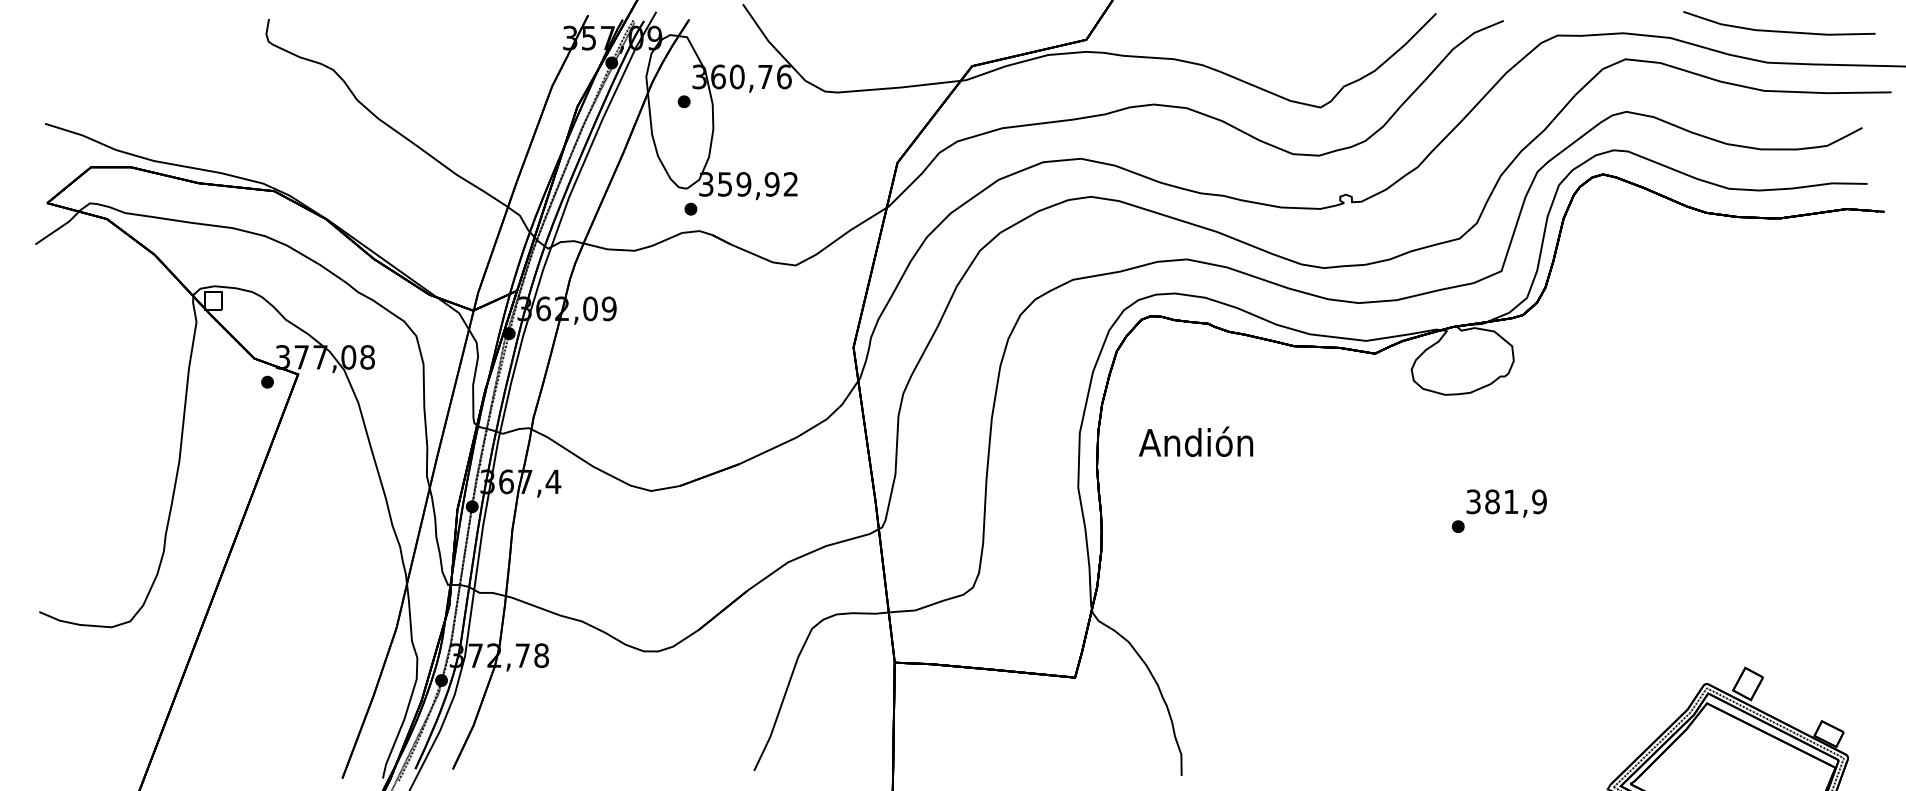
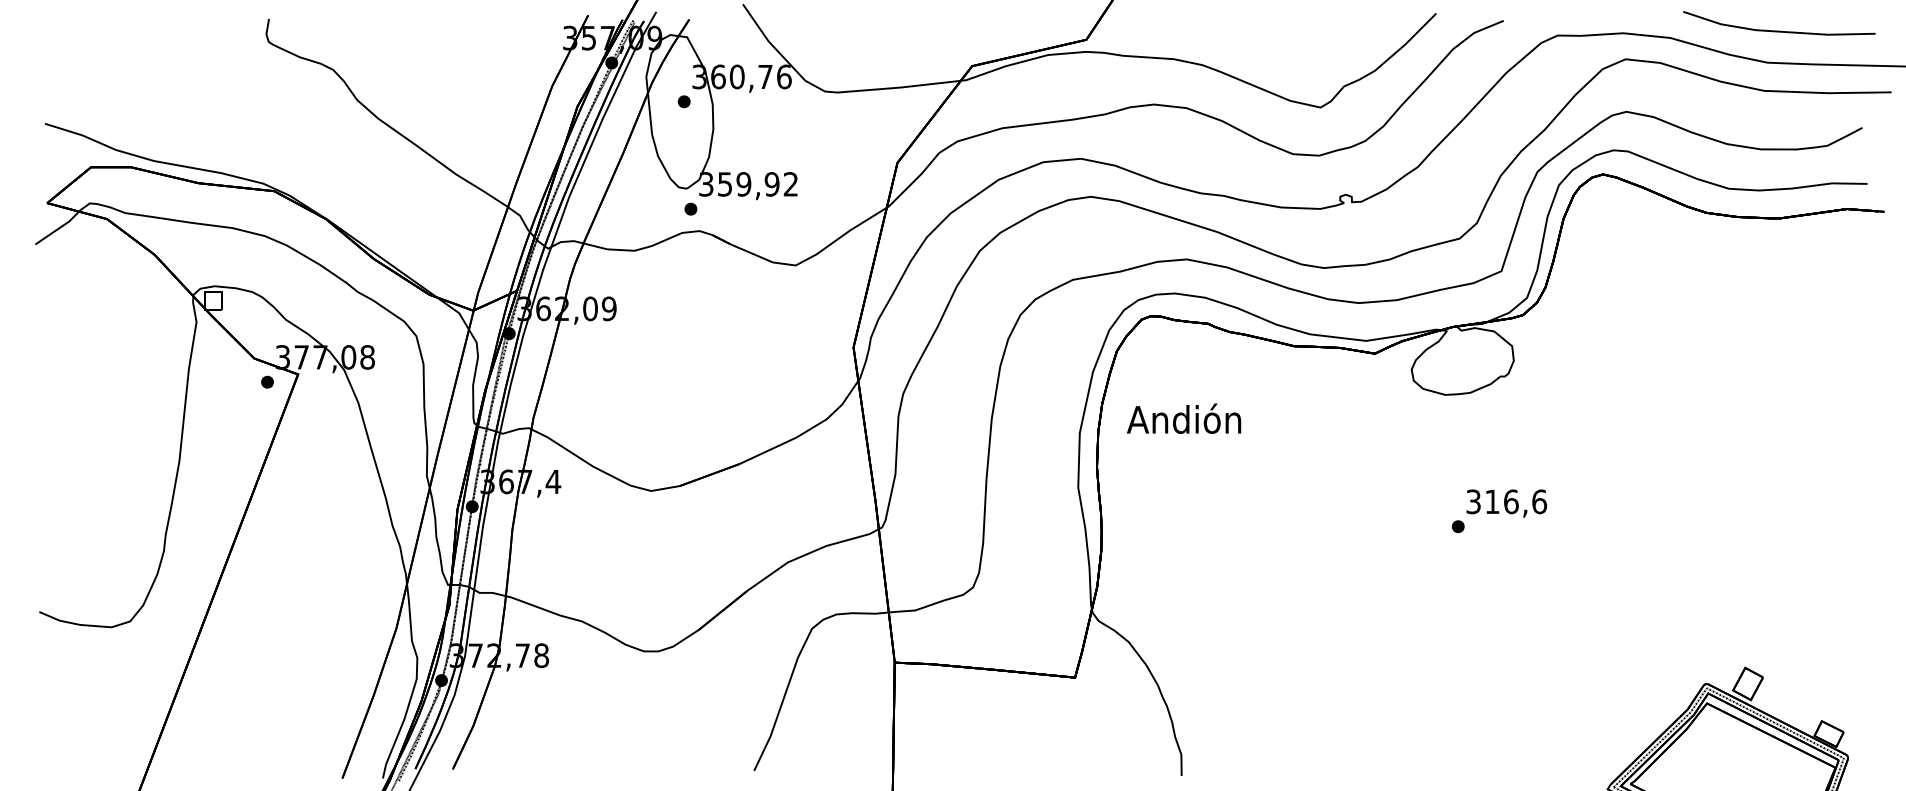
text position: (1196, 441) -> (1184, 418) (1184, 418)
text: 381,9 -> 316,6 (1516, 501)
